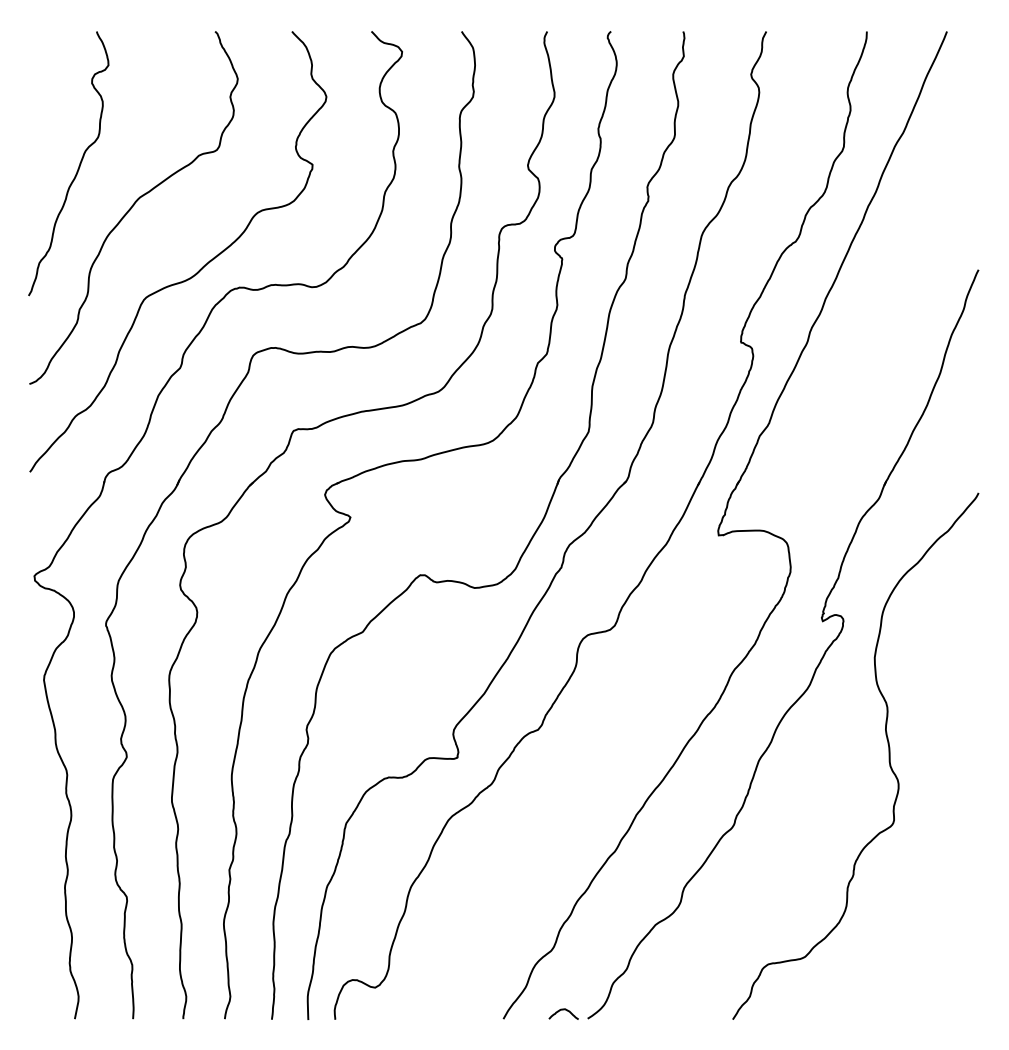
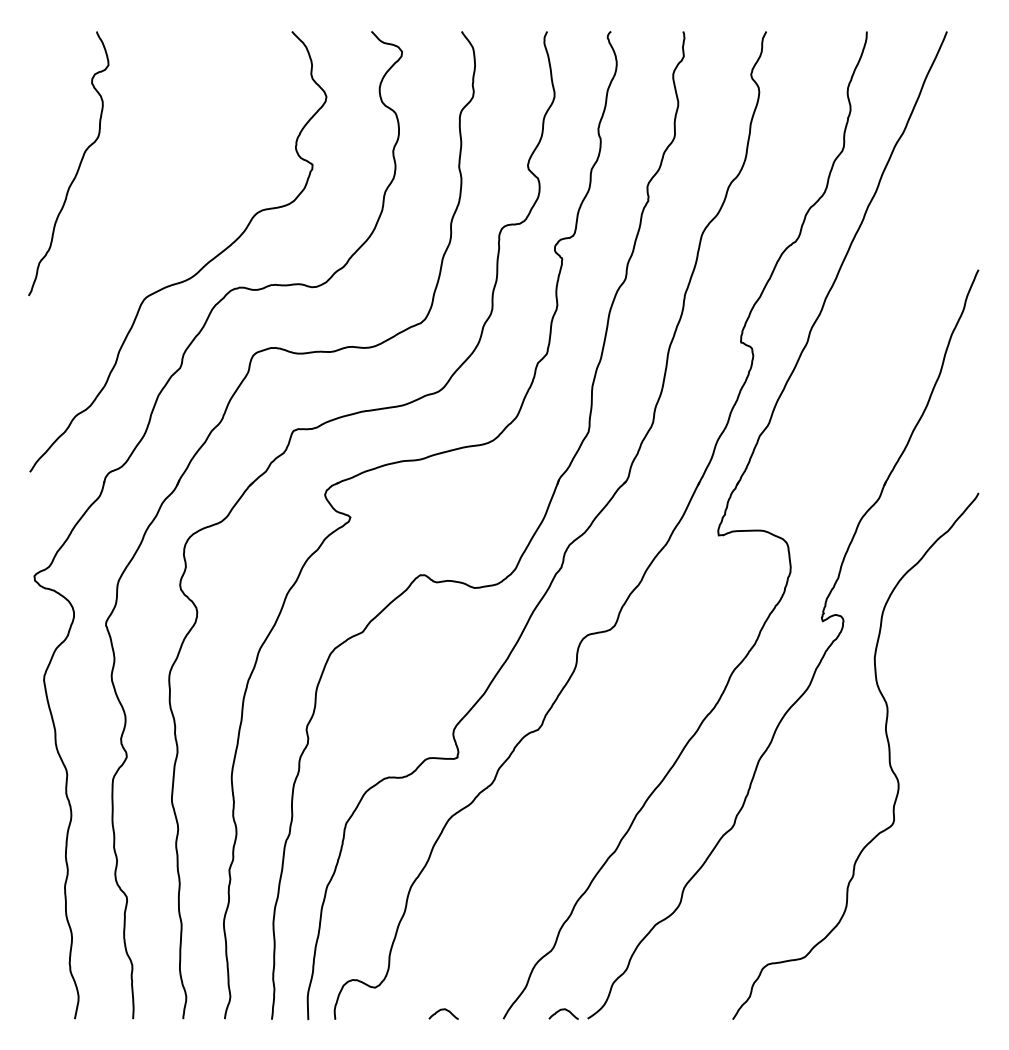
curve: present -> none (133, 206)
curve: none -> present (443, 1010)
